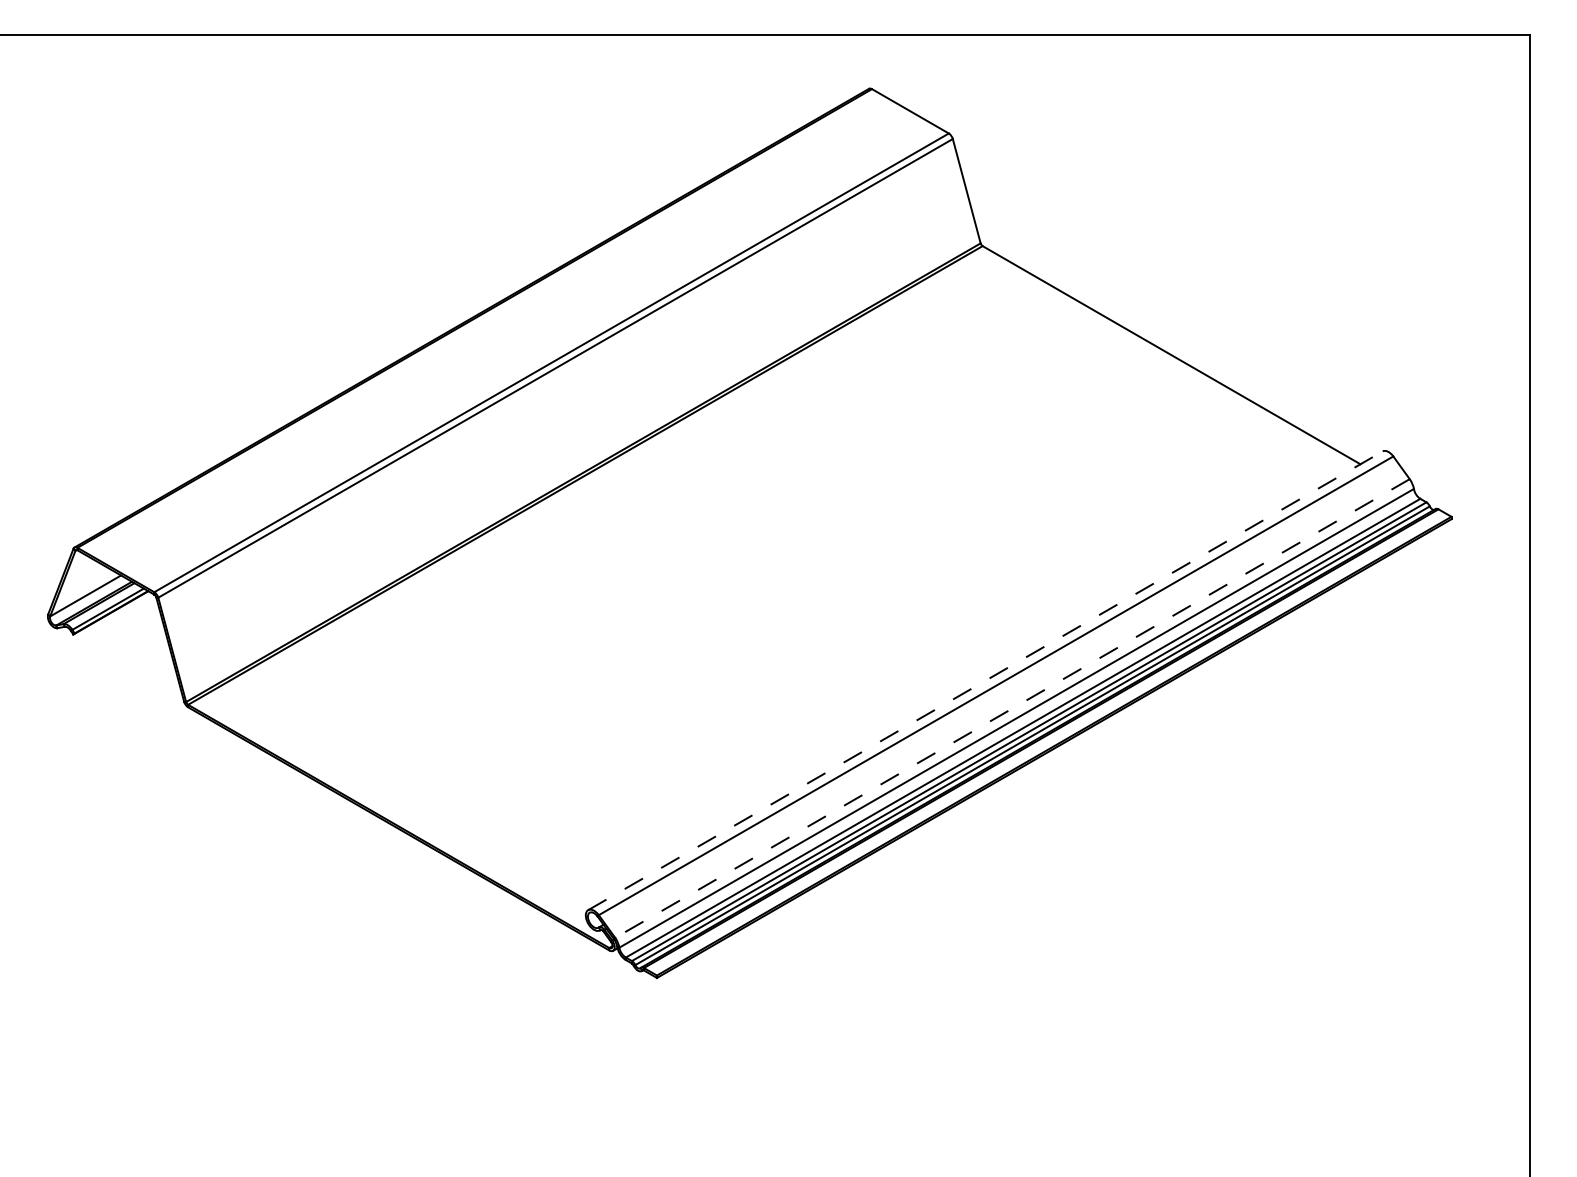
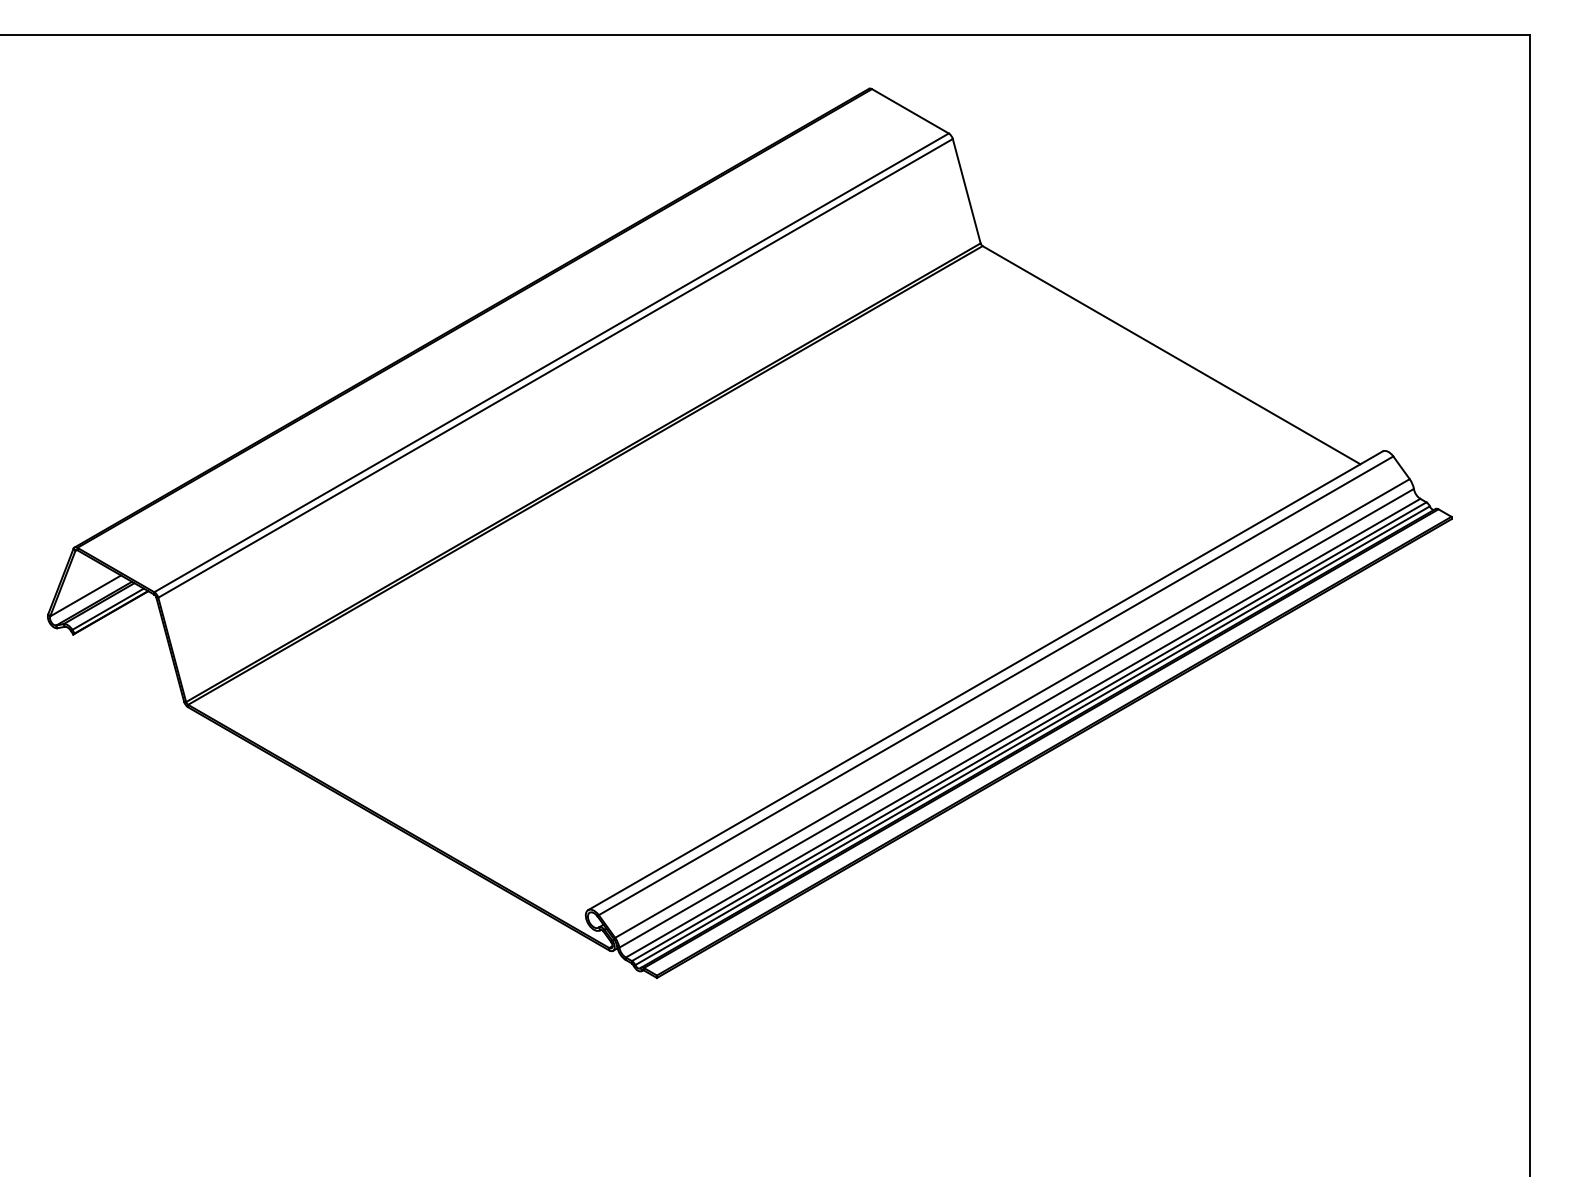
line: dashed -> solid (985, 680)
line: dashed -> solid (1012, 708)
